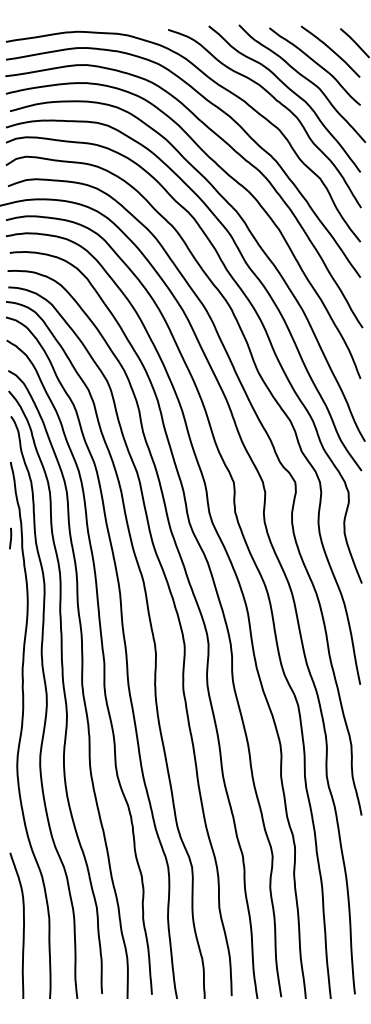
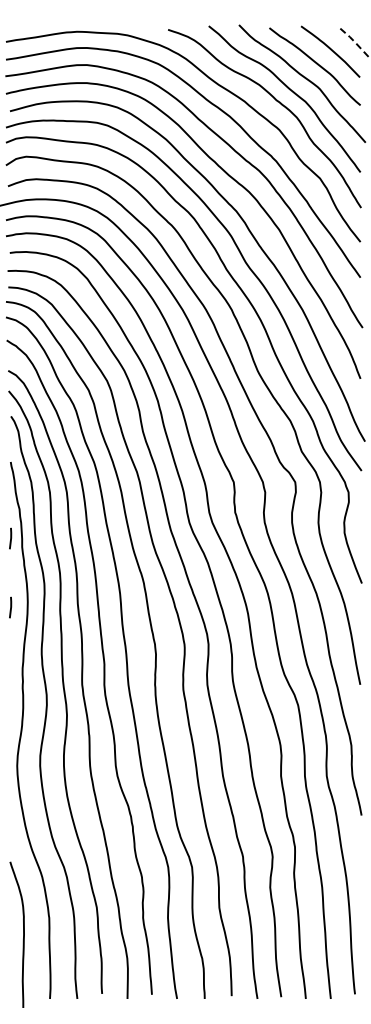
line: solid -> dashed (354, 42)
line: none -> present (10, 607)
curve position: (23, 925) -> (23, 934) (23, 934)
